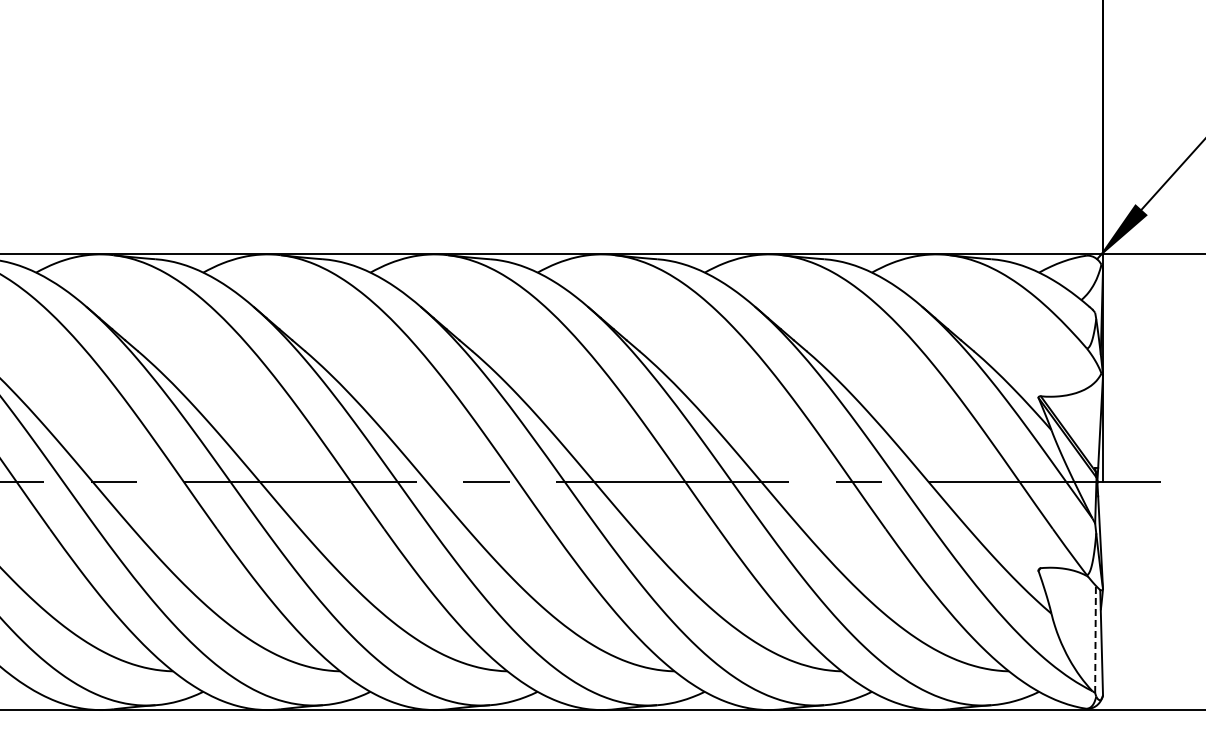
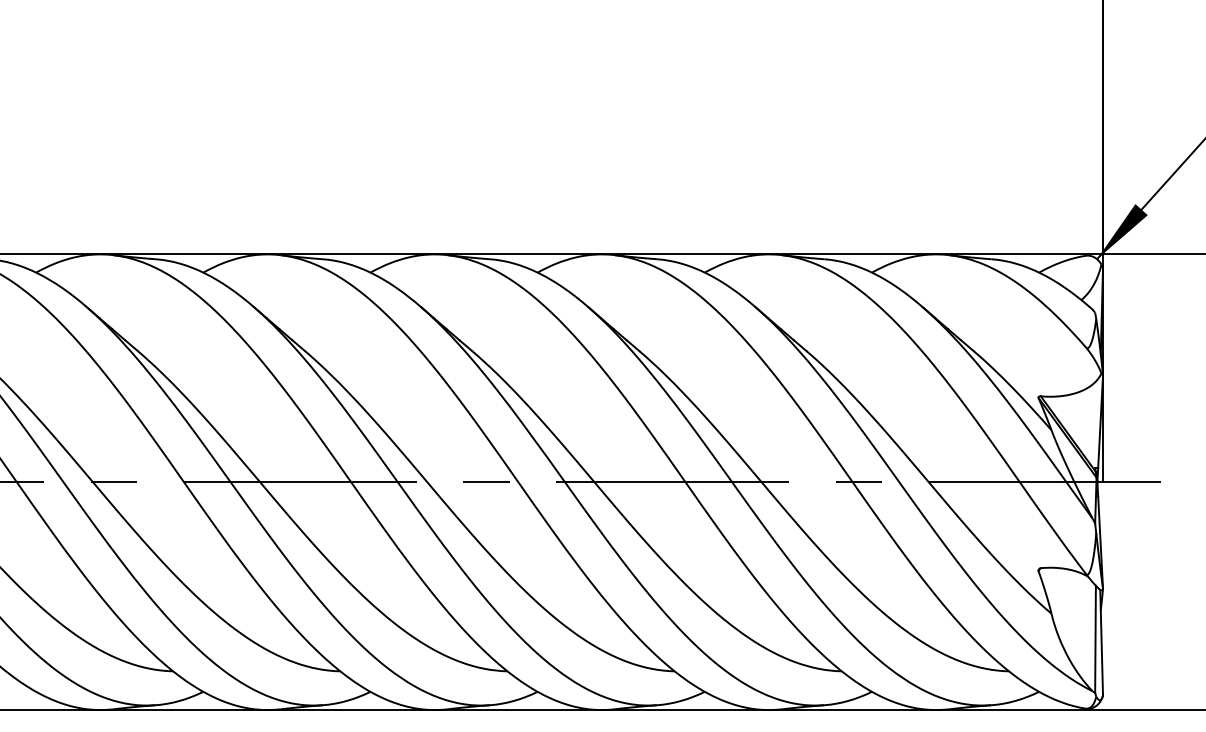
line: dashed -> solid (1095, 639)
